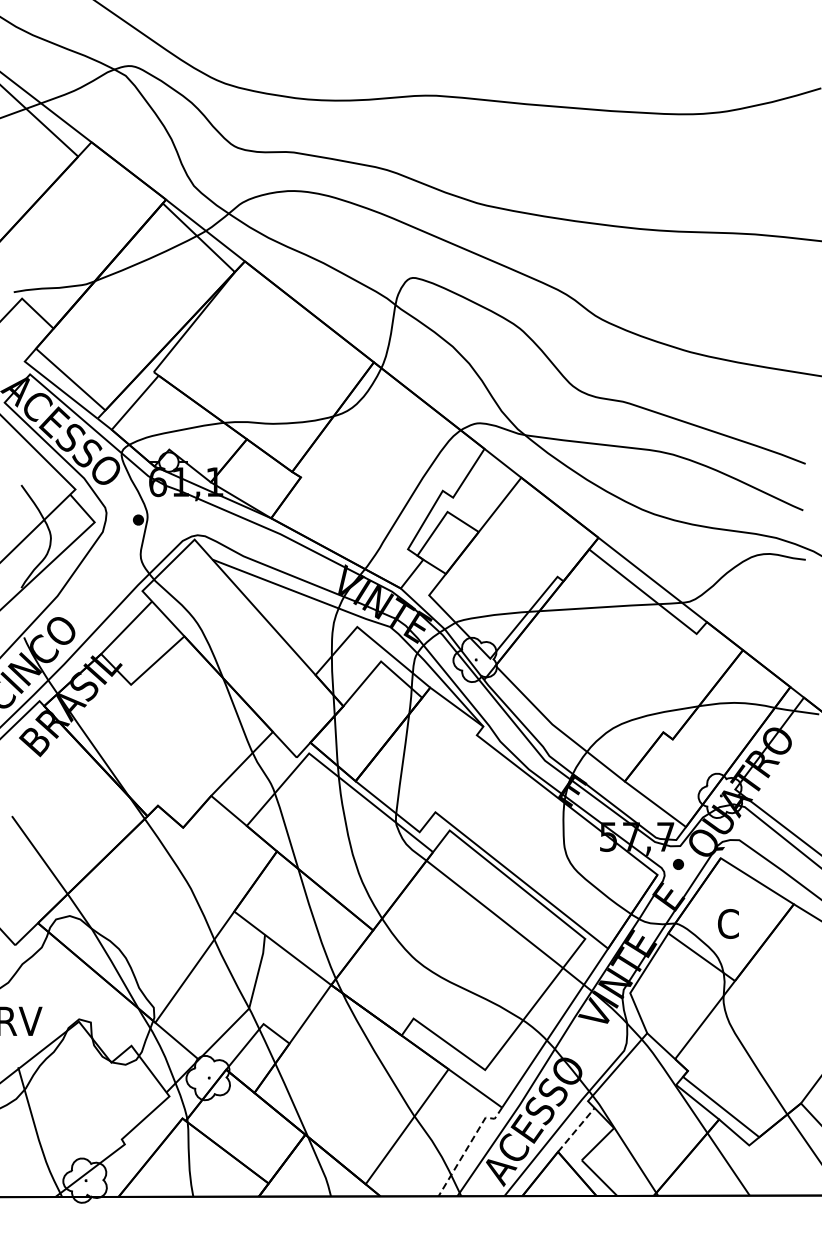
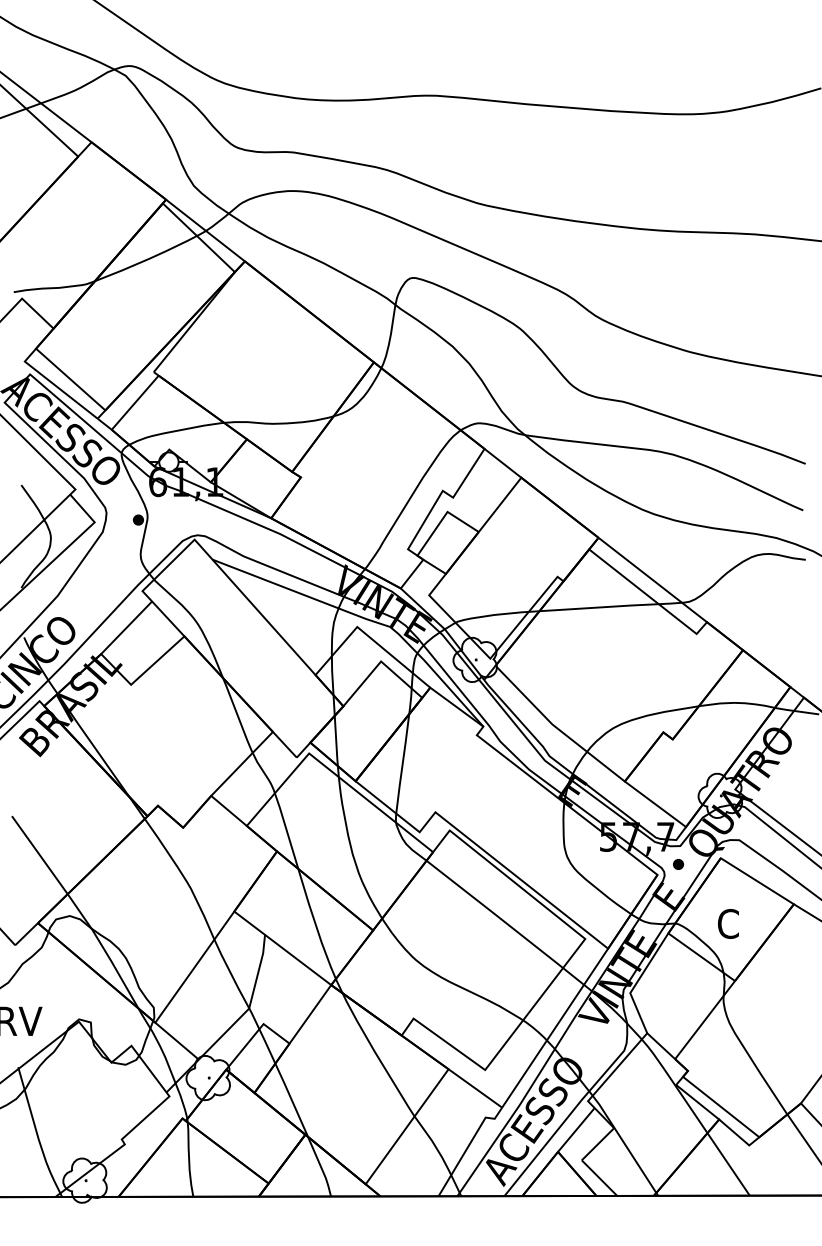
line: dashed -> solid (576, 1130)
line: dashed -> solid (468, 1145)
